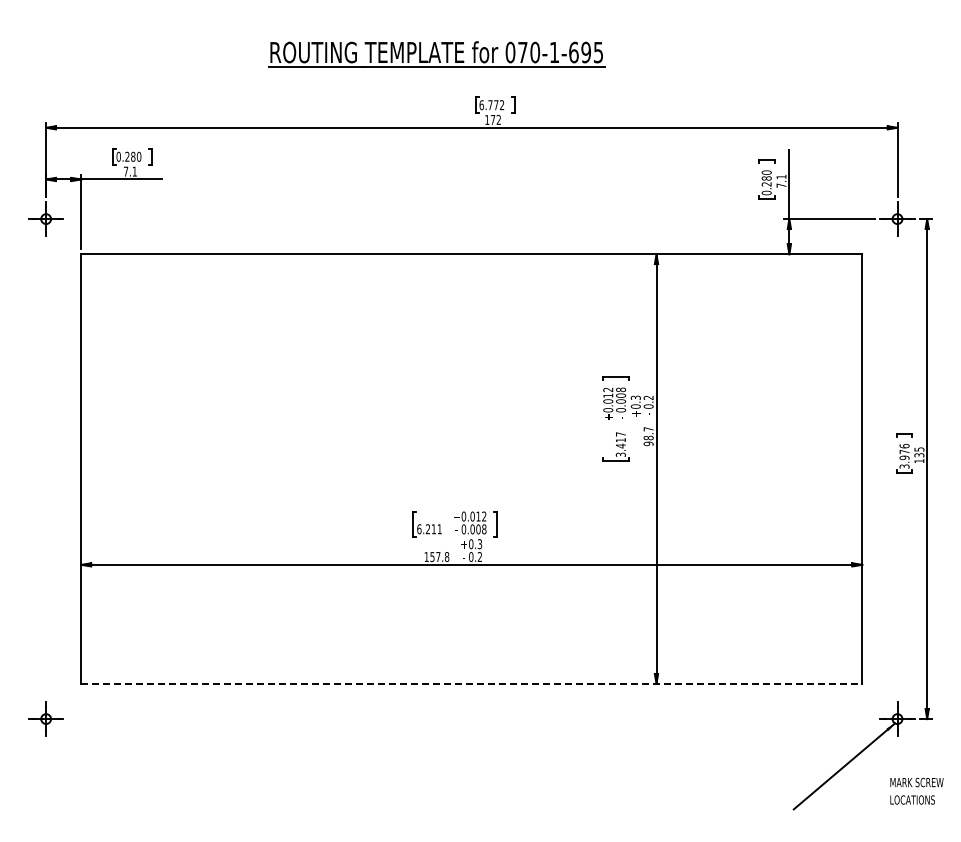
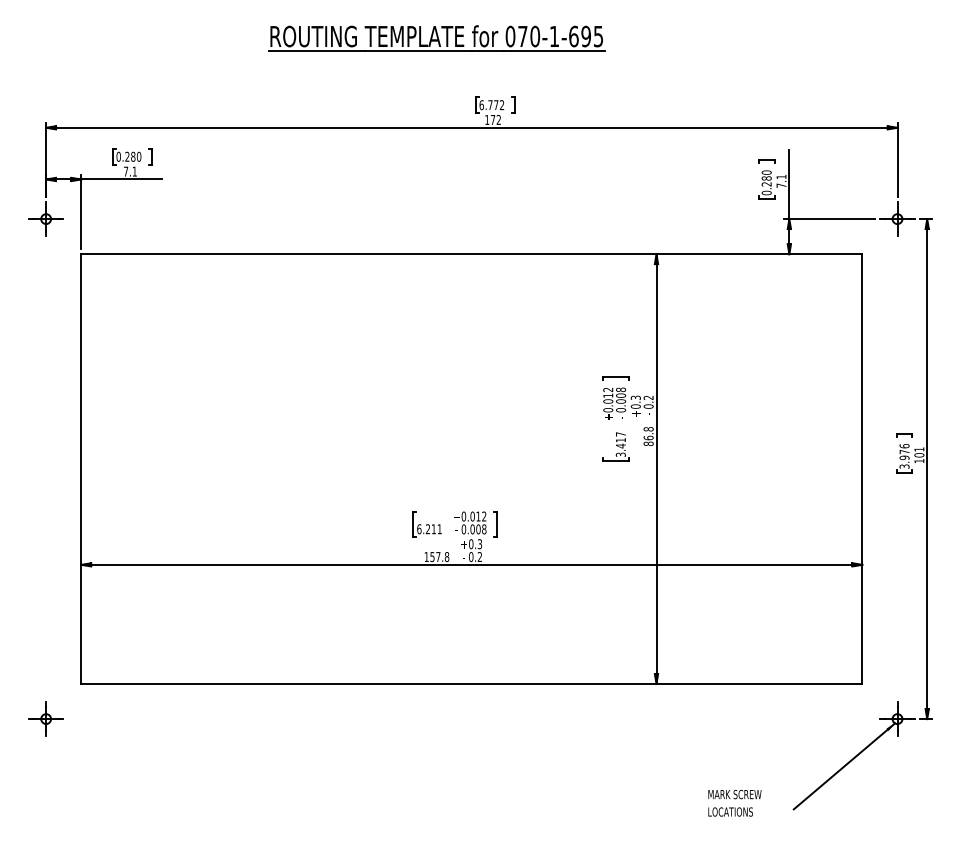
part position: (436, 54) -> (436, 38) (436, 38)
text: 98.7 -> 86.8 (648, 436)
text: 135 -> 101 (919, 452)
line: dashed -> solid (472, 683)
text position: (916, 790) -> (734, 802) (734, 802)
